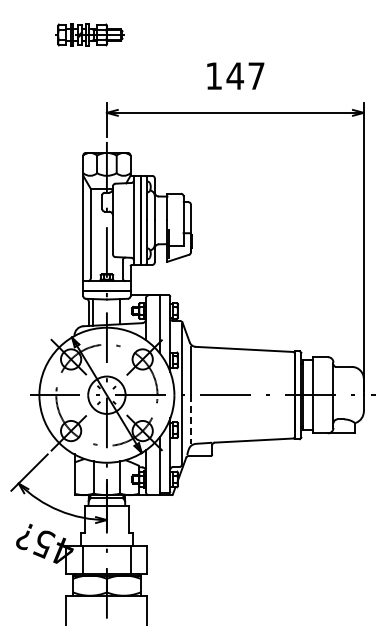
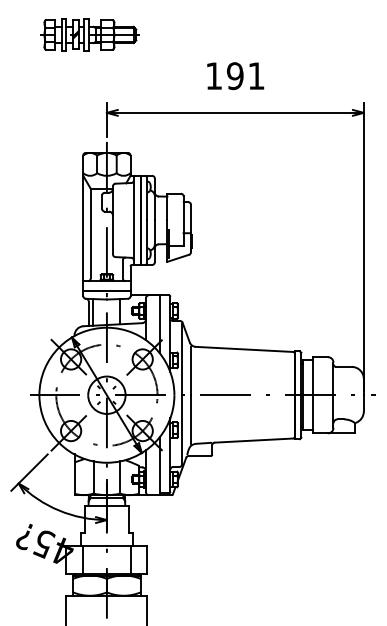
part size: 70x24 px -> 100x34 px (89, 34)
text: 147 -> 191 (245, 76)
line: dashed -> solid (191, 420)
